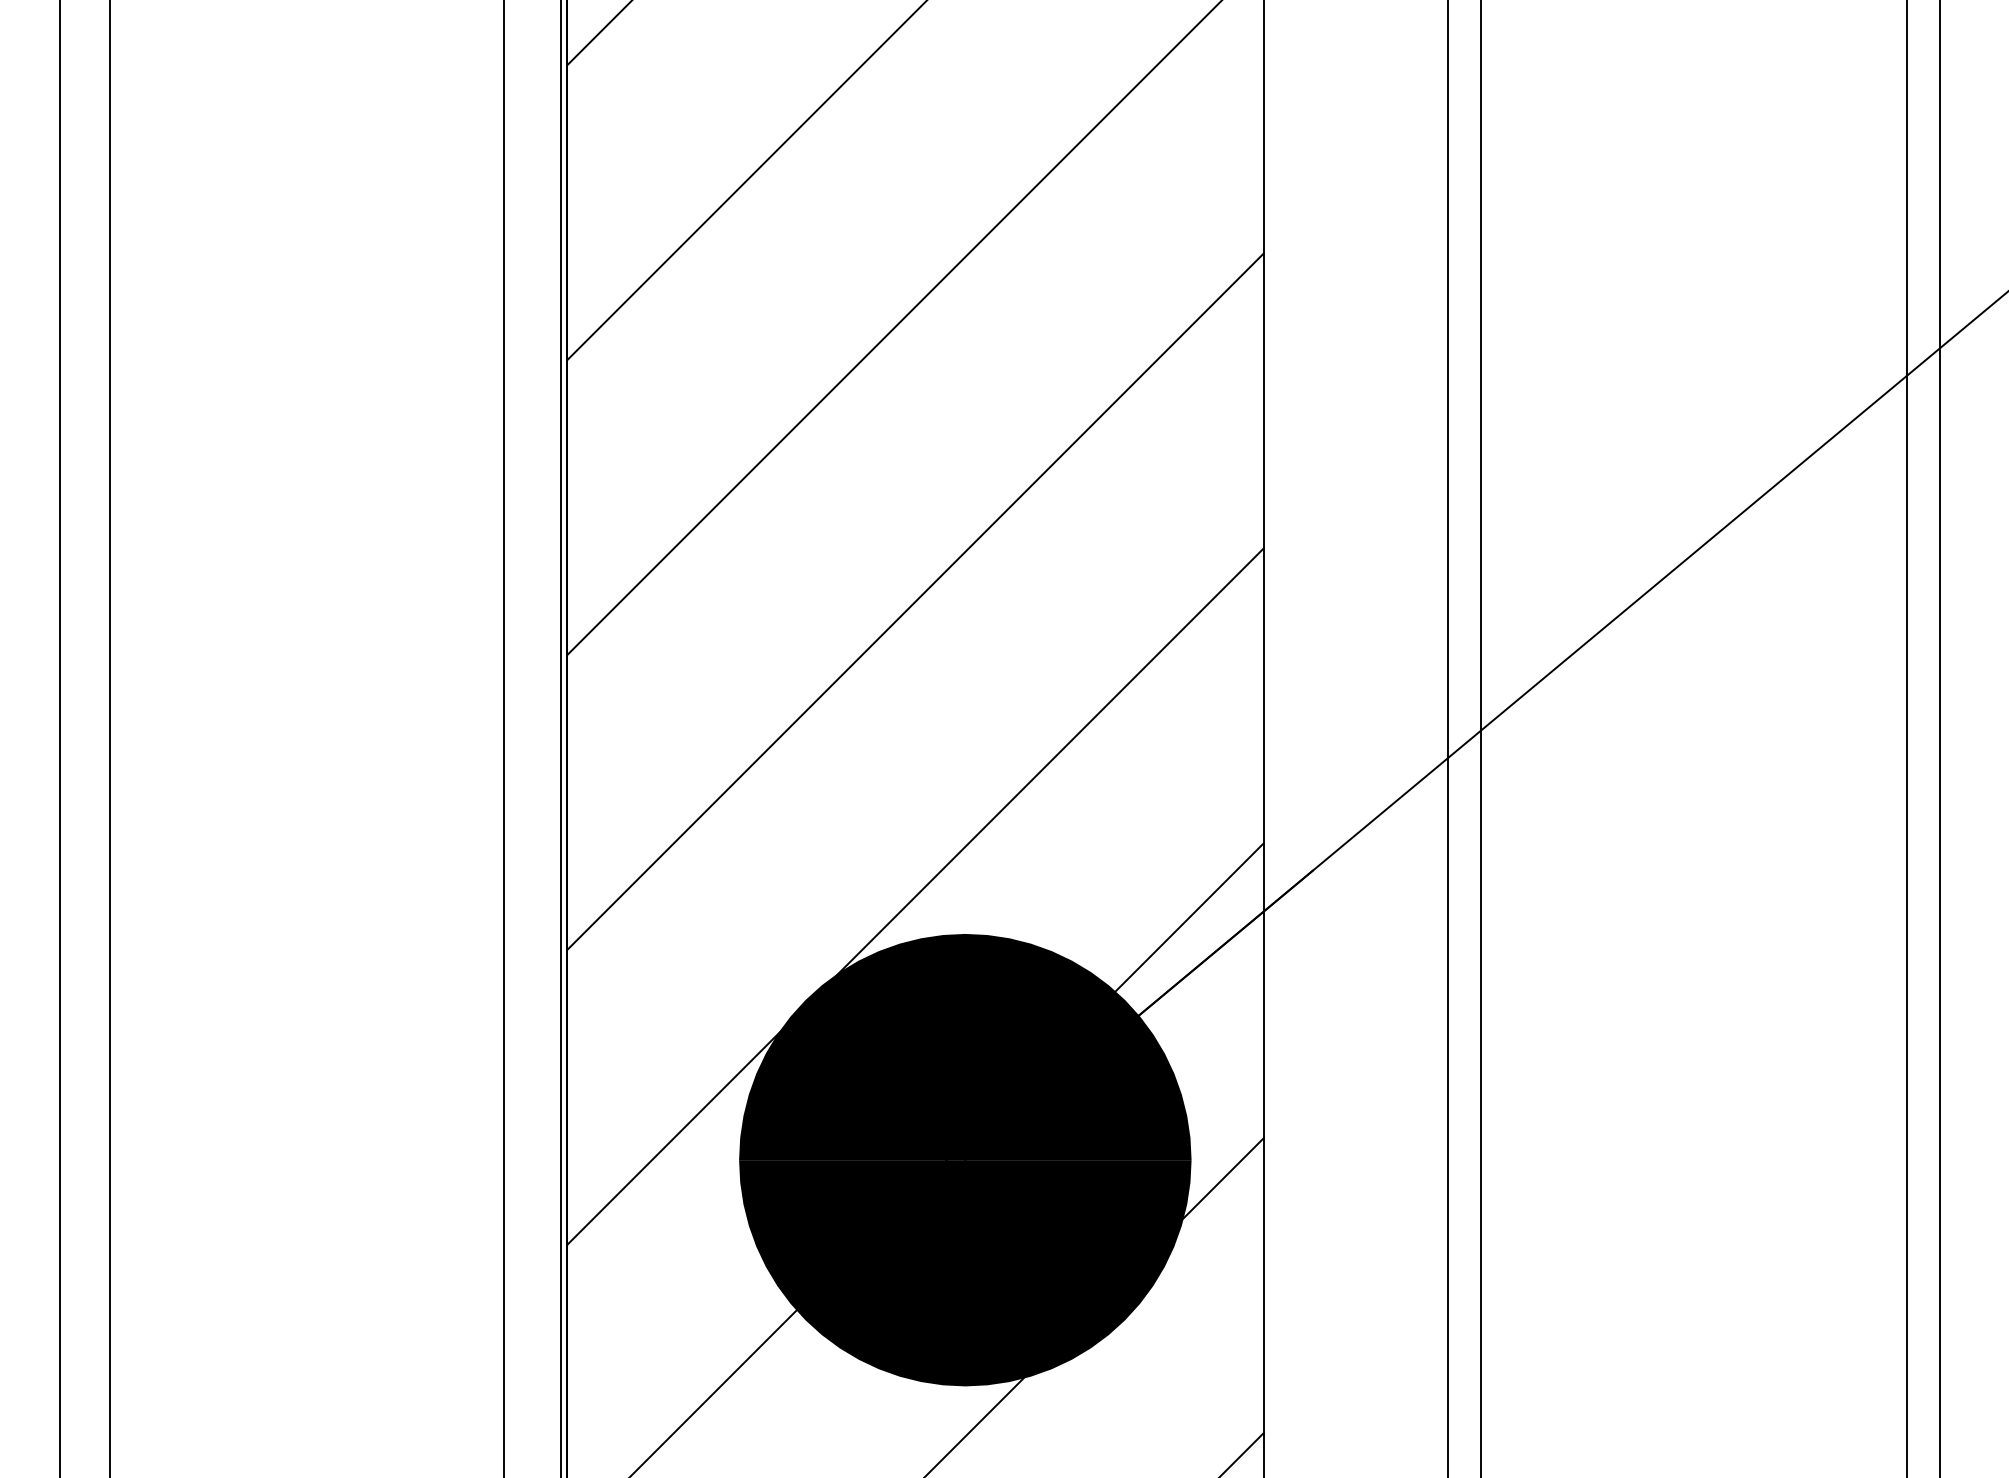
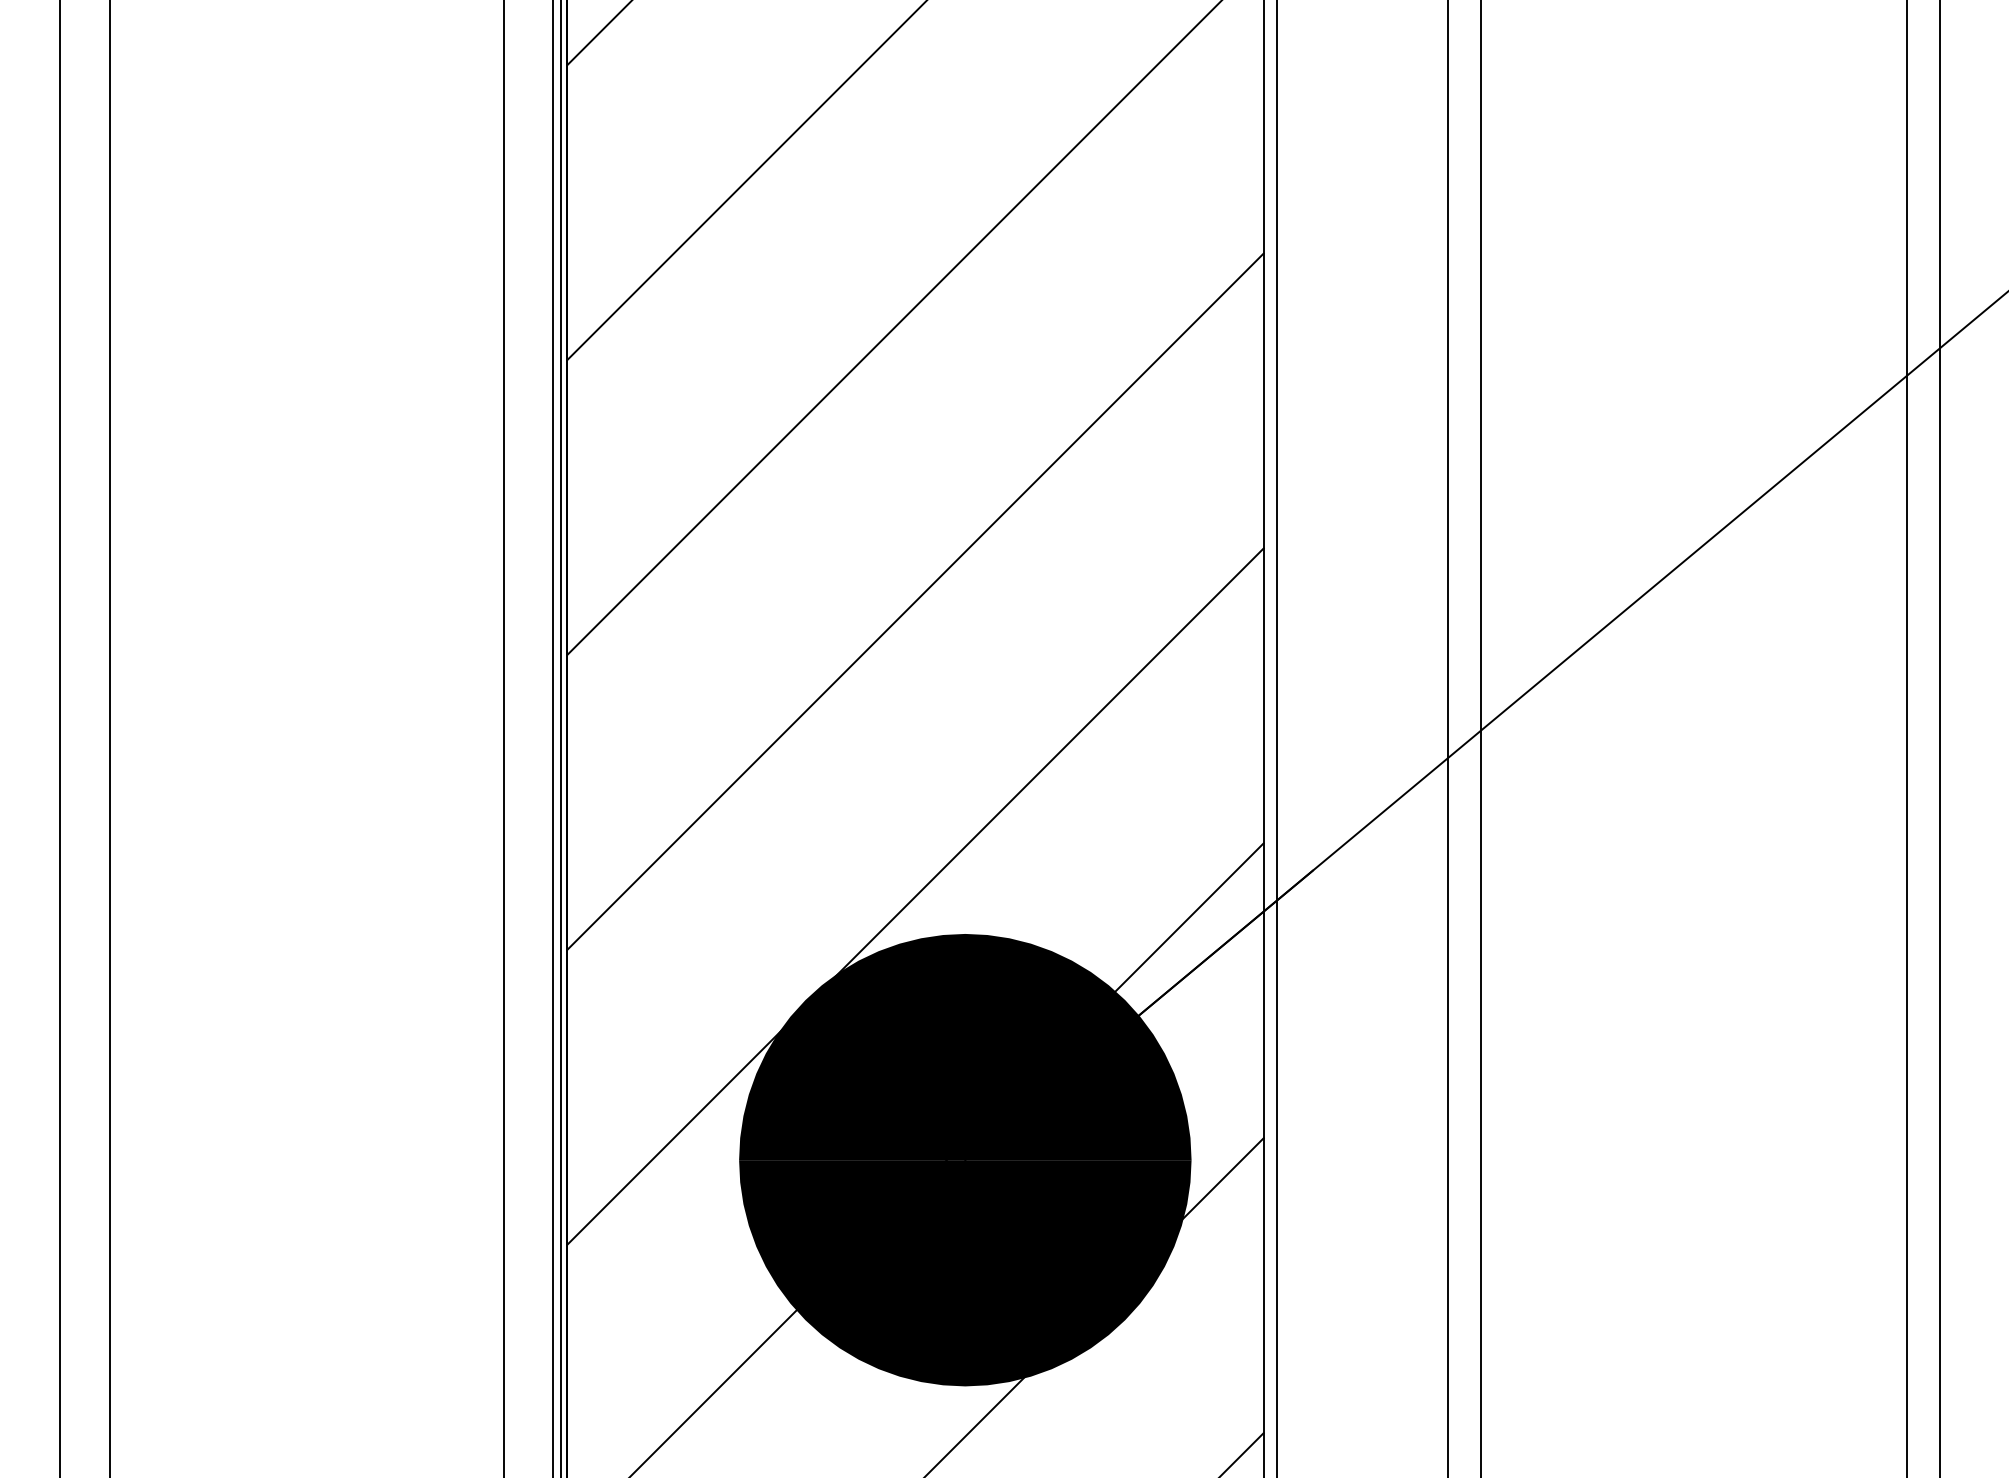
line: none -> present (552, 738)
line: none -> present (1276, 738)
